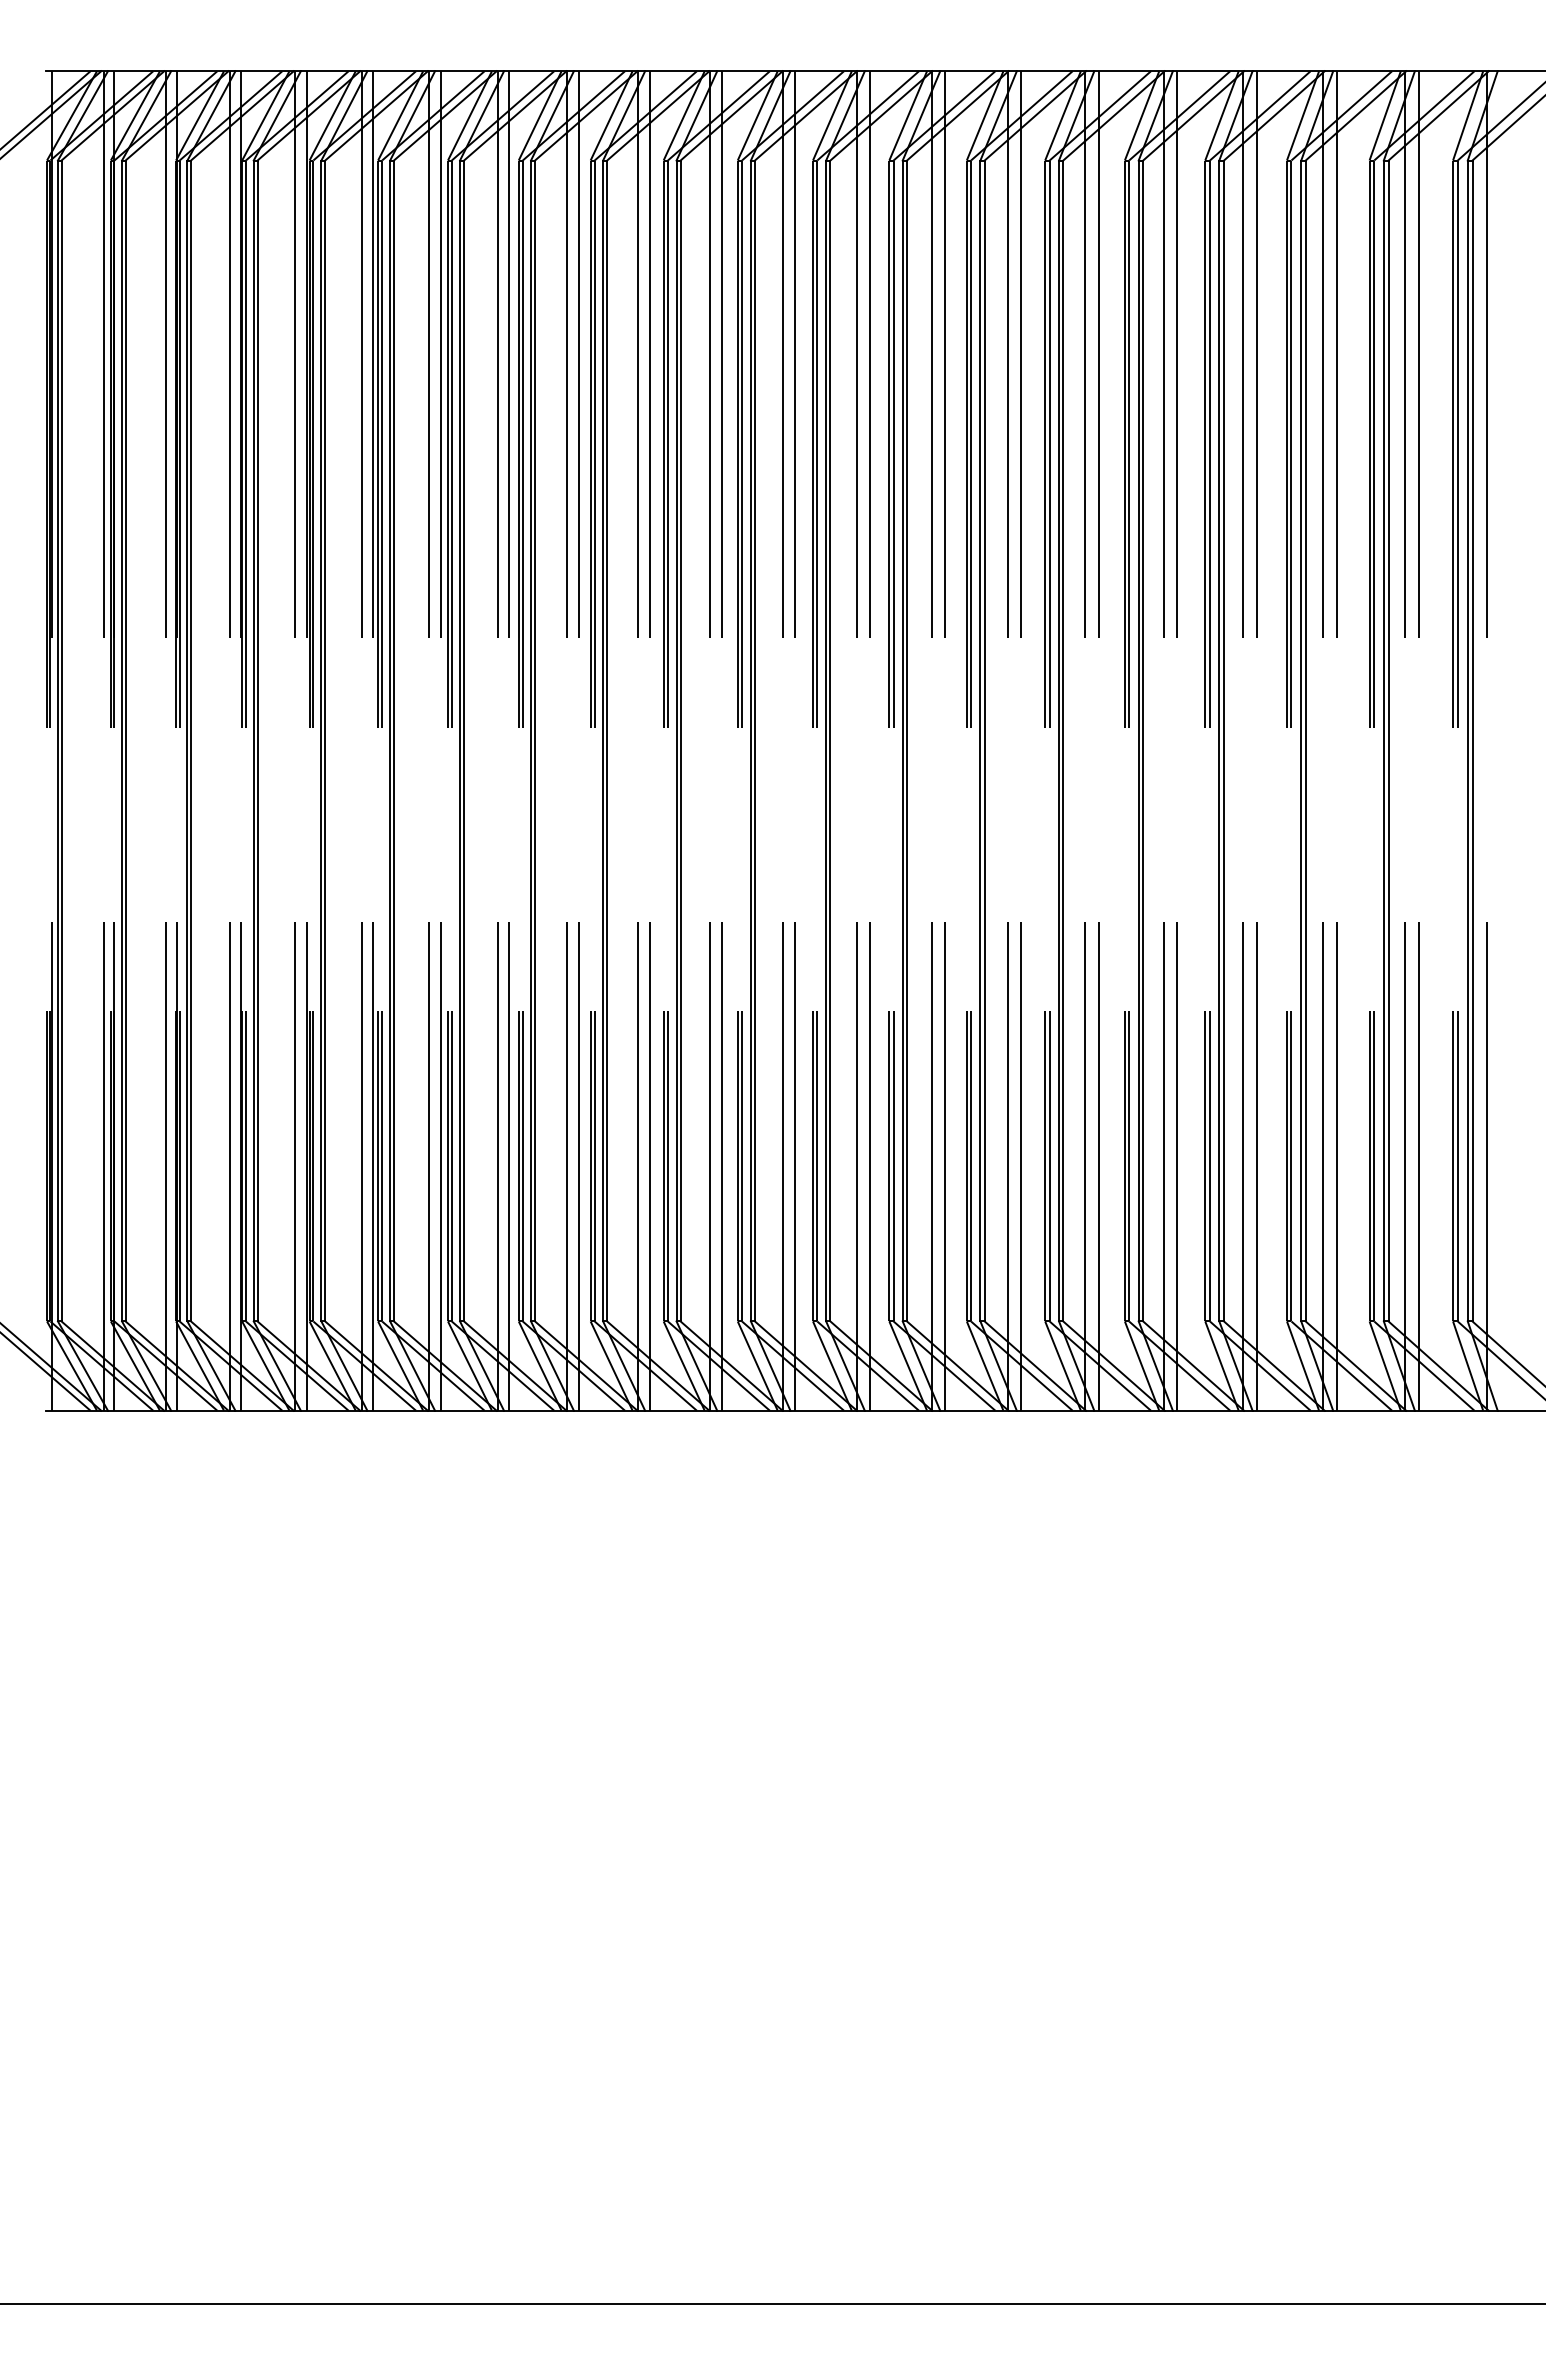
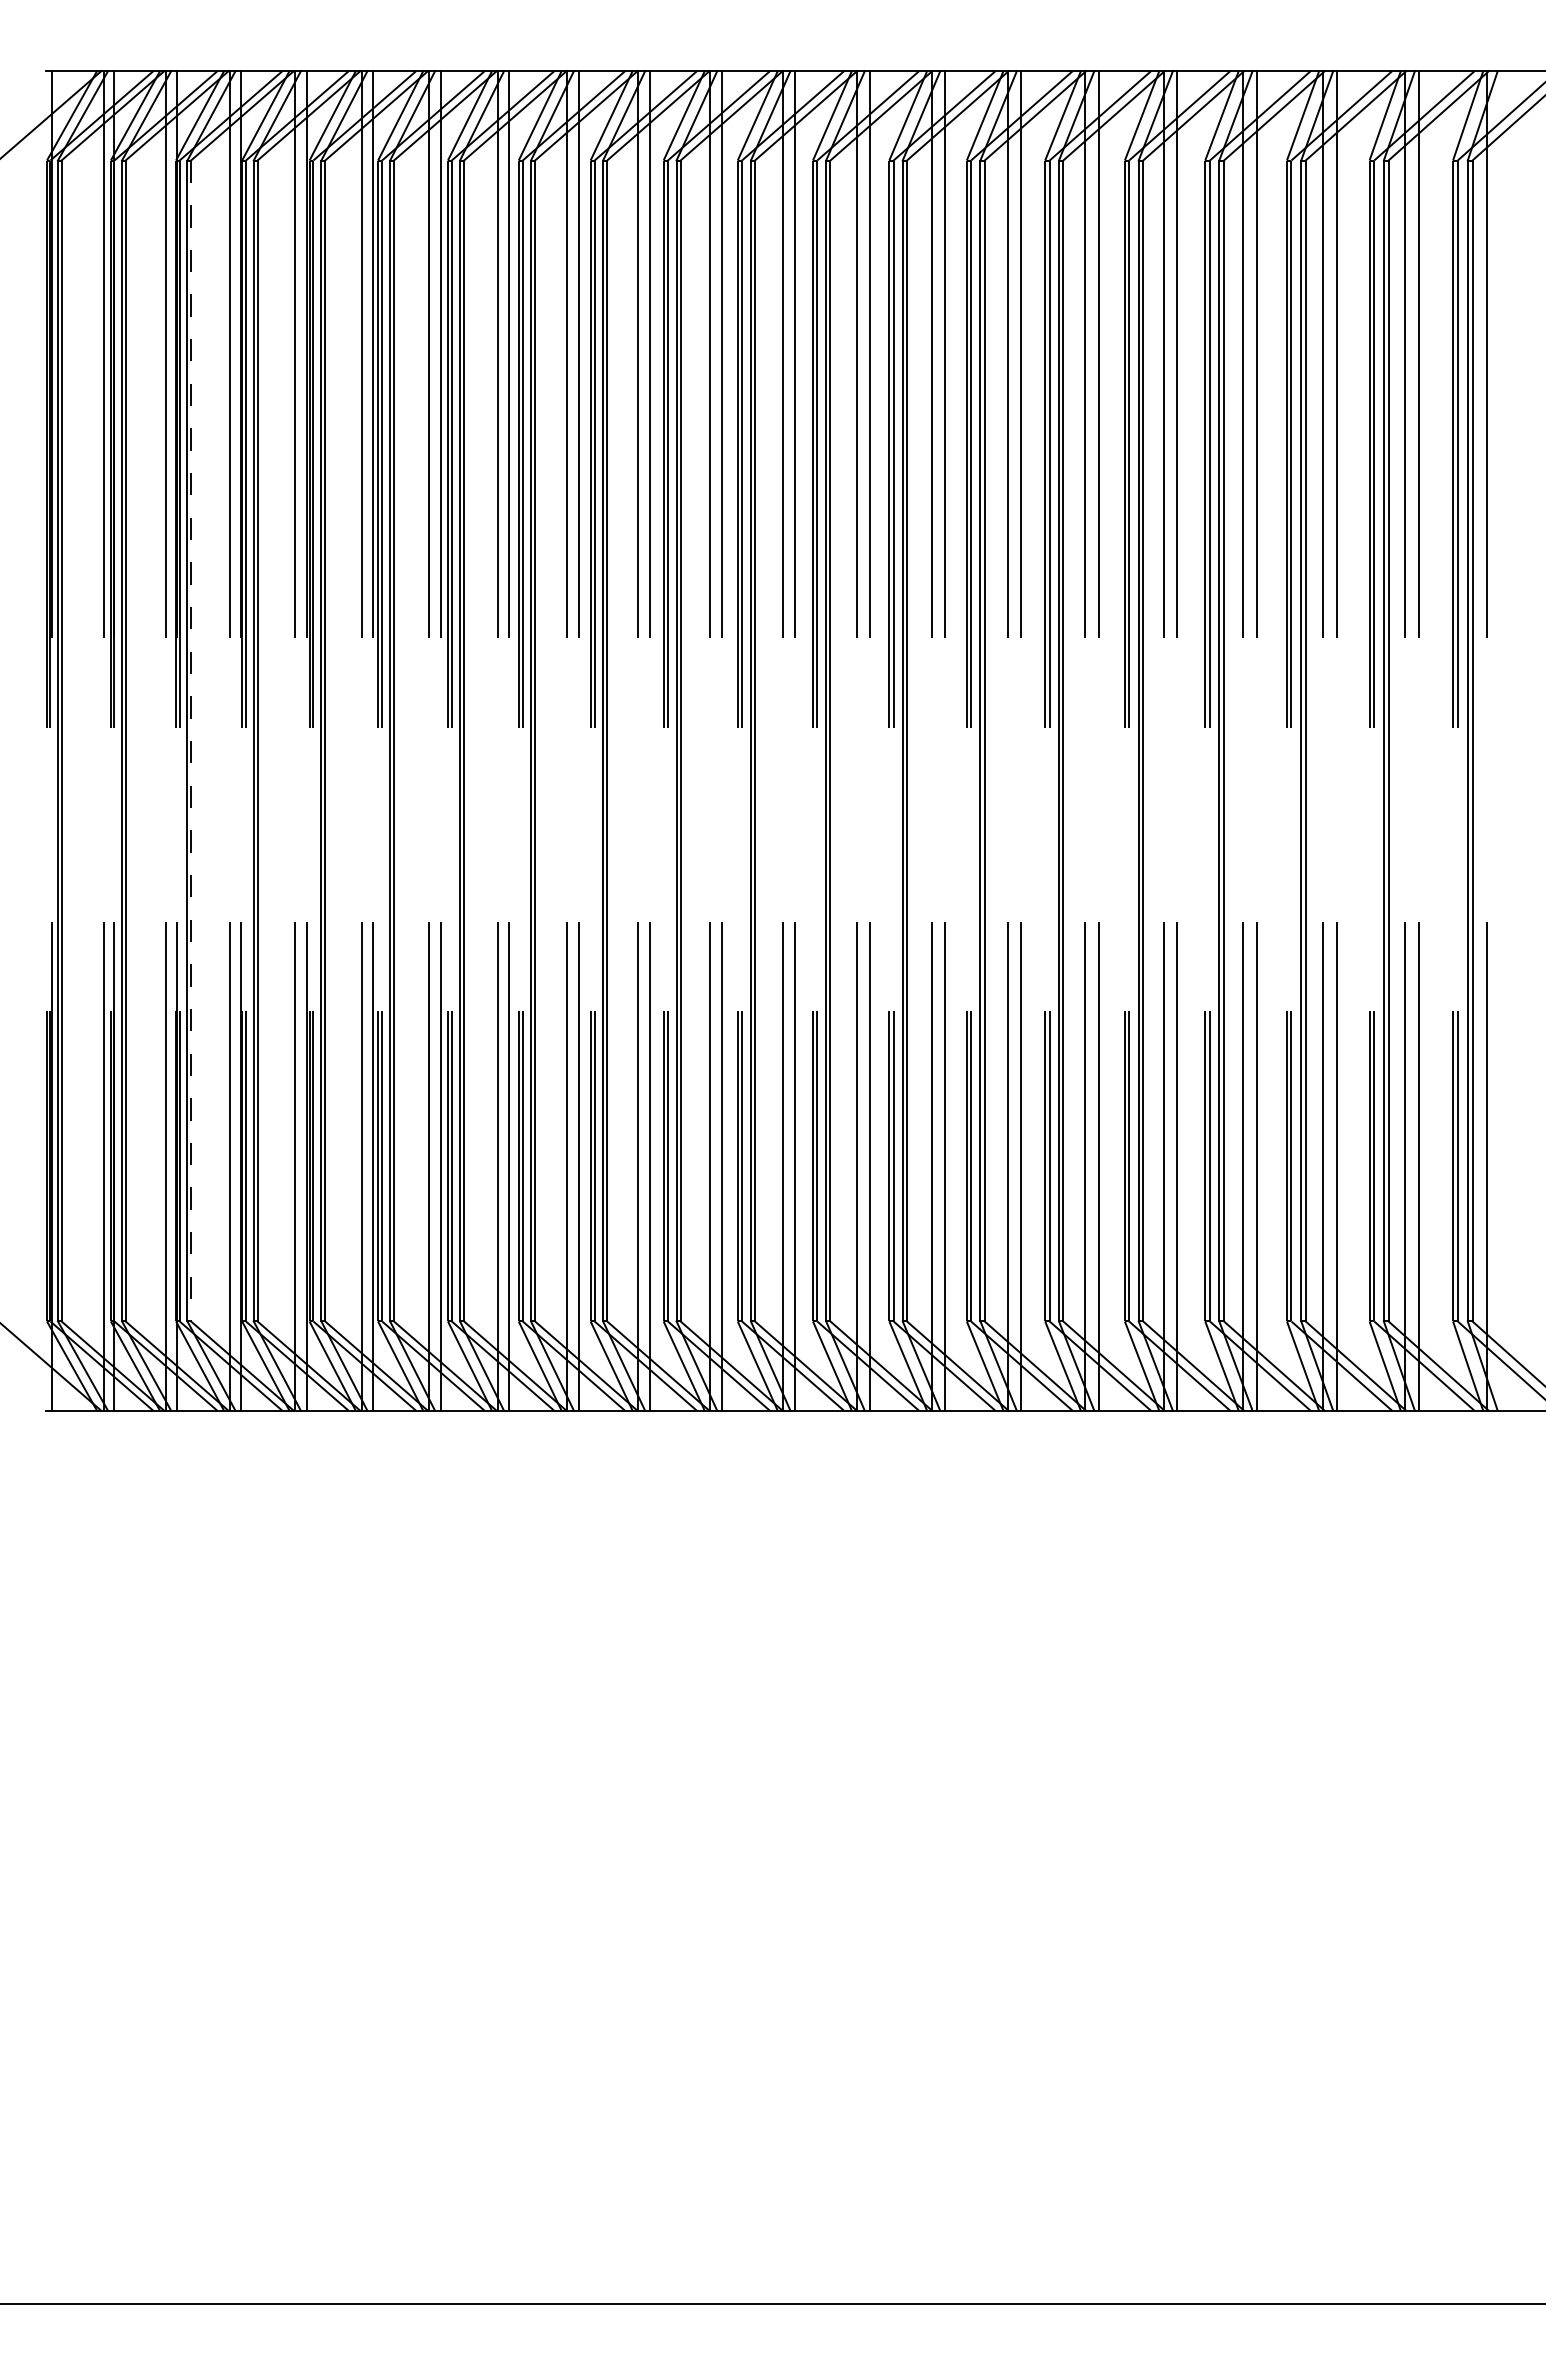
line: present -> none (46, 109)
line: solid -> dashed (191, 741)
line: present -> none (46, 1371)
